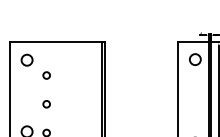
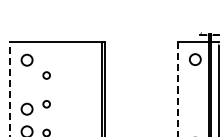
line: solid -> dashed (9, 89)
line: solid -> dashed (178, 89)
circle: none -> present (26, 108)
